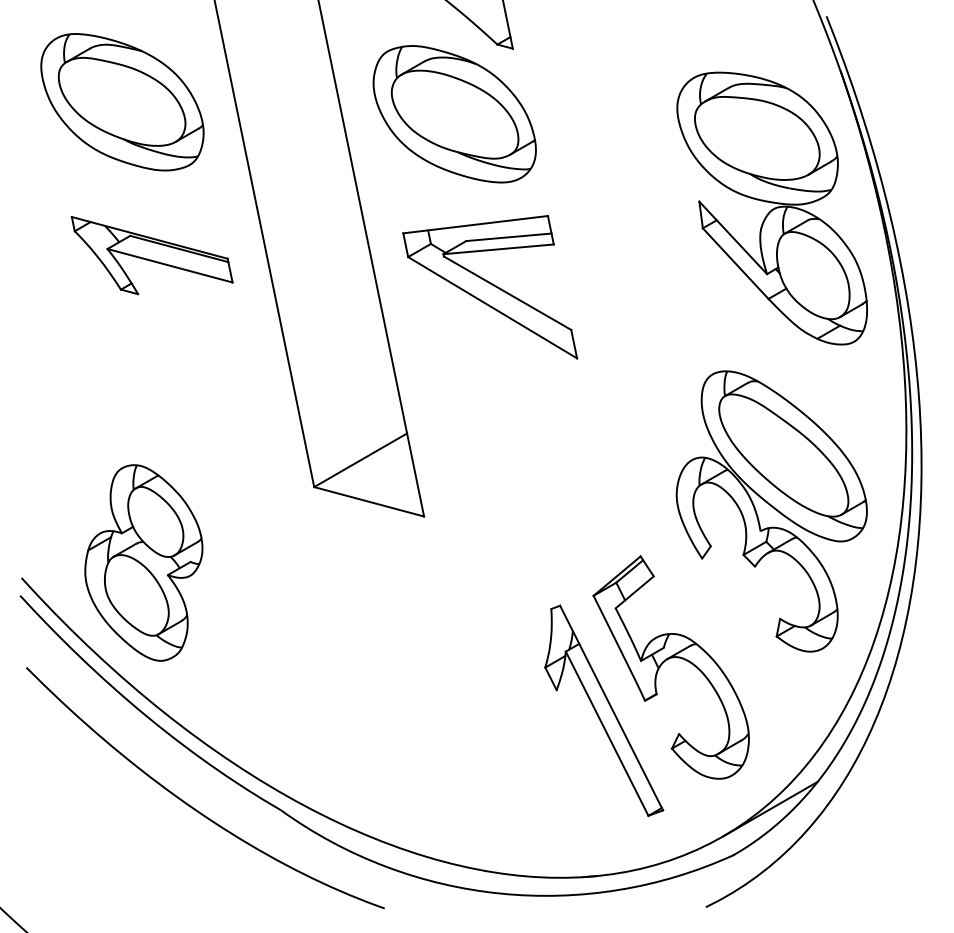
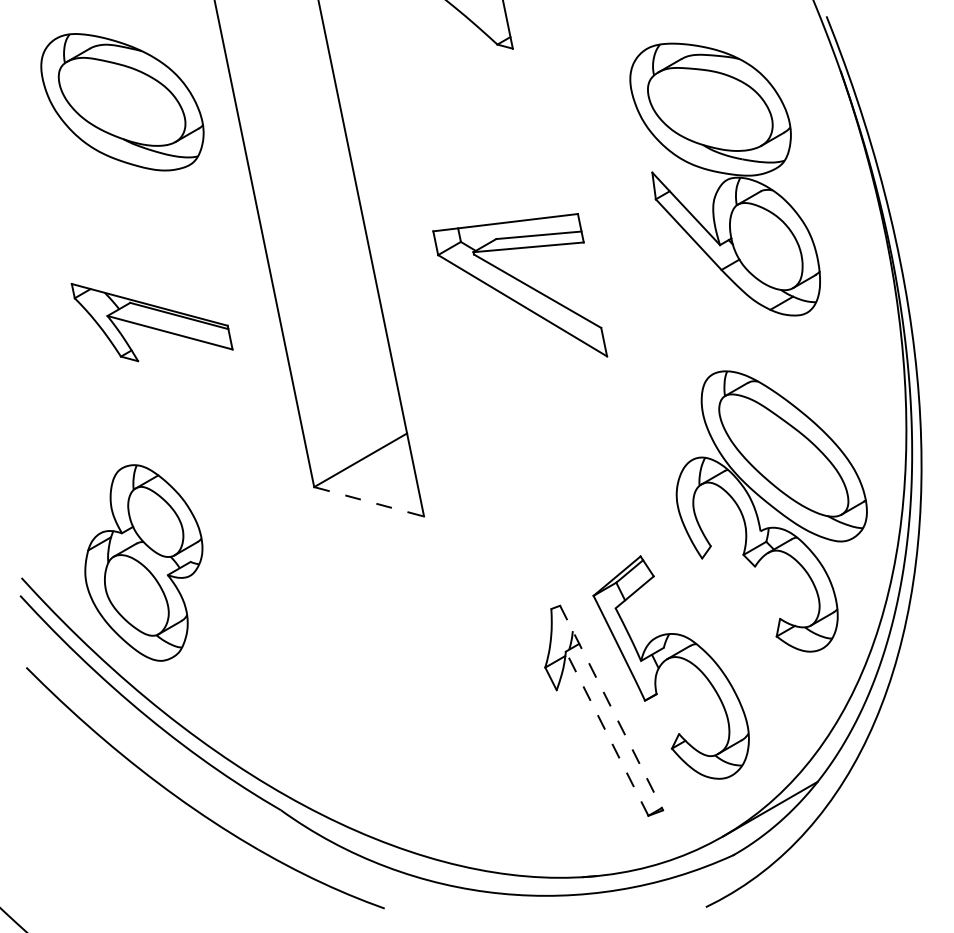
part: present -> none (454, 114)
part position: (771, 208) -> (724, 179) (724, 179)
part position: (151, 255) -> (151, 322) (151, 322)
part position: (490, 287) -> (520, 285) (520, 285)
line: solid -> dashed (369, 501)
line: solid -> dashed (611, 708)
line: solid -> dashed (607, 733)
